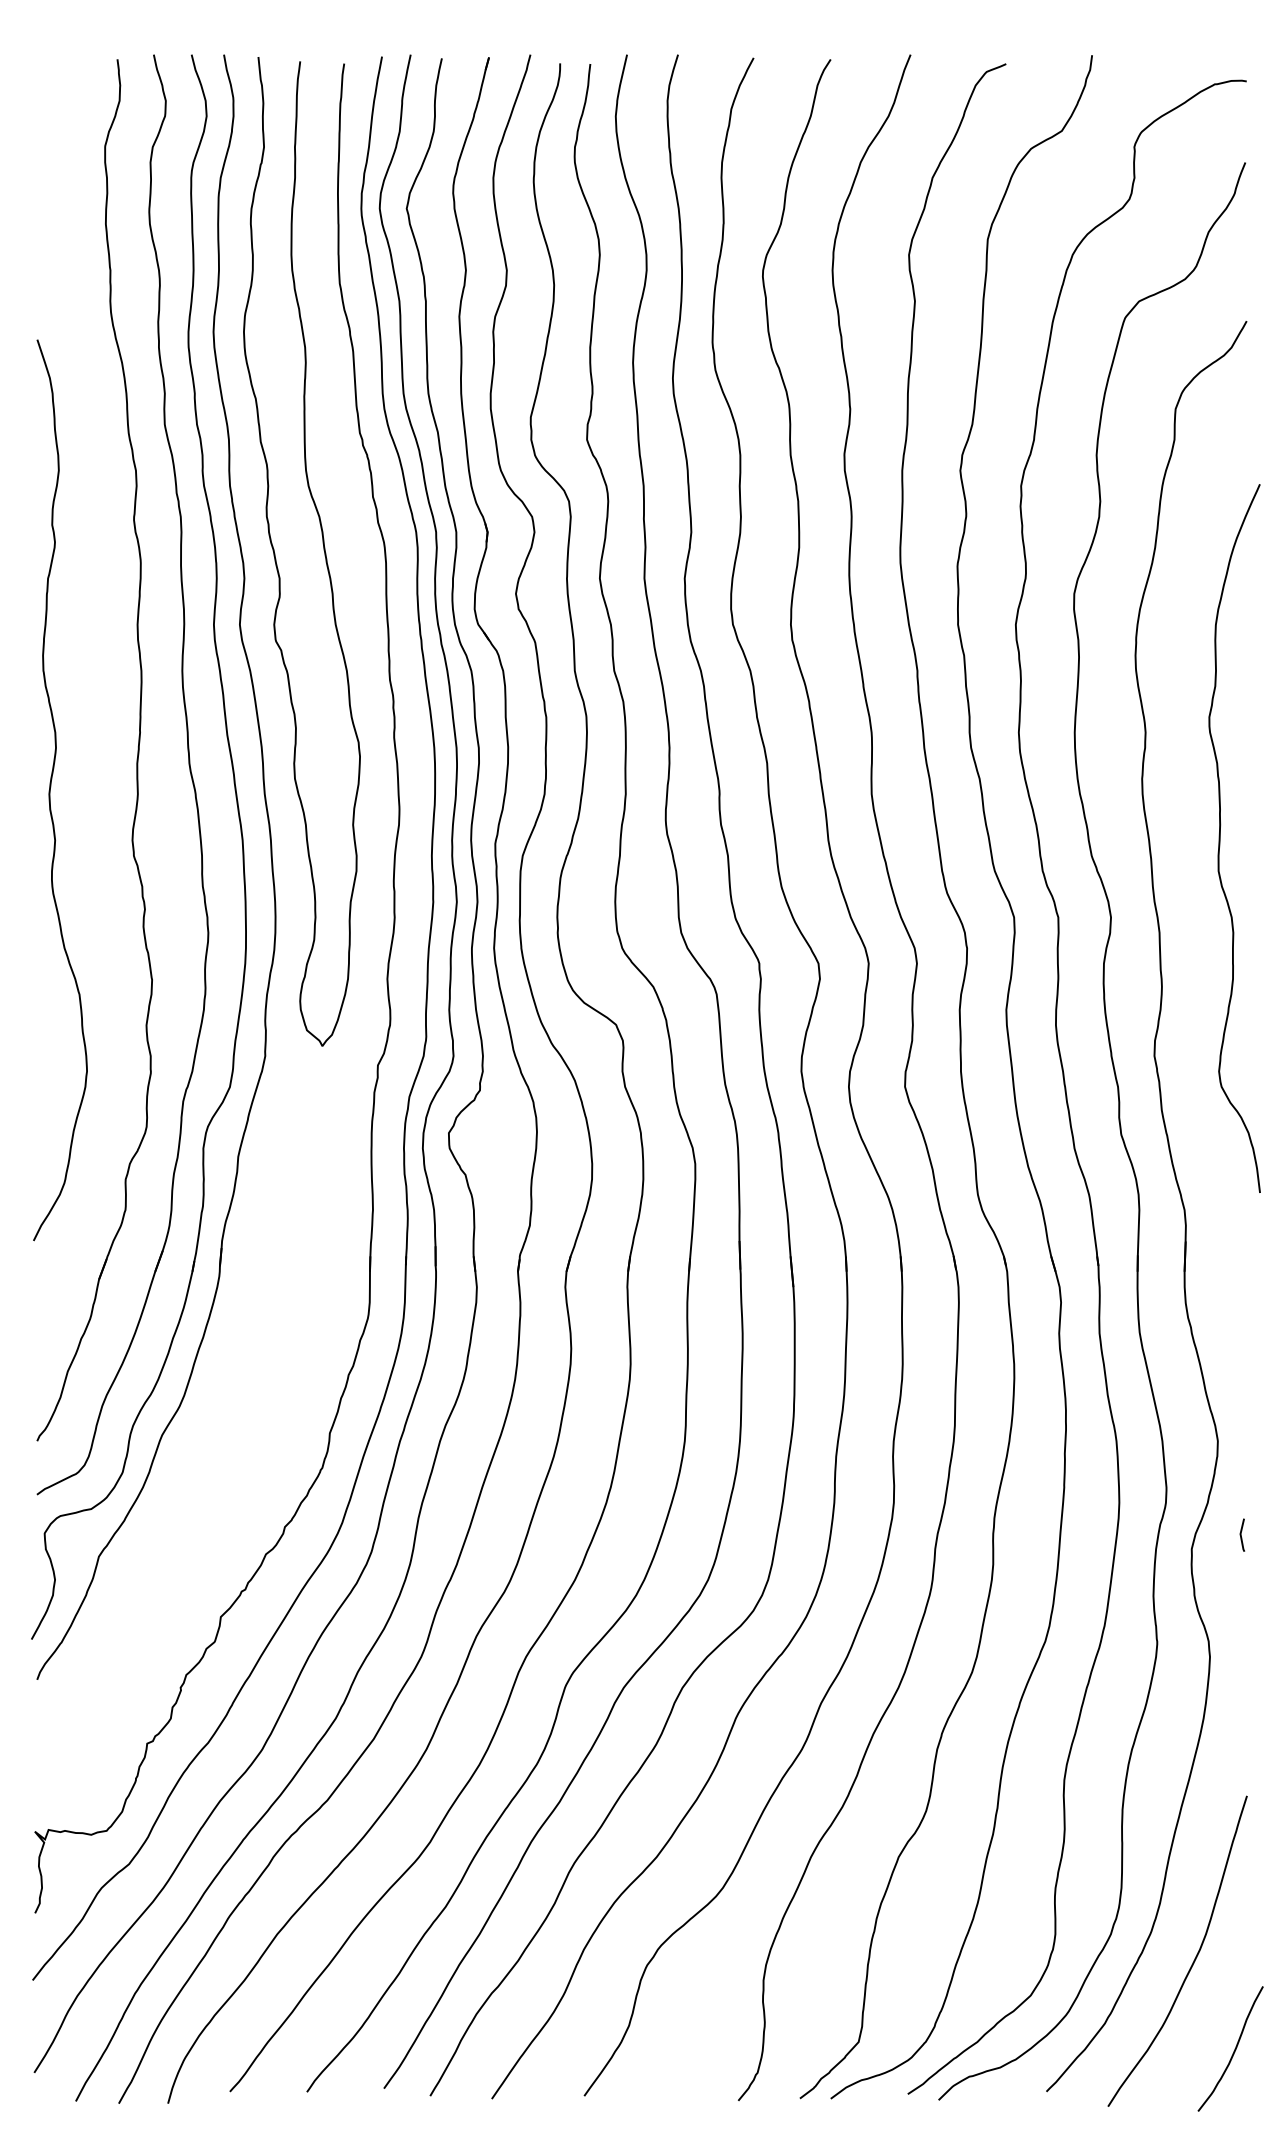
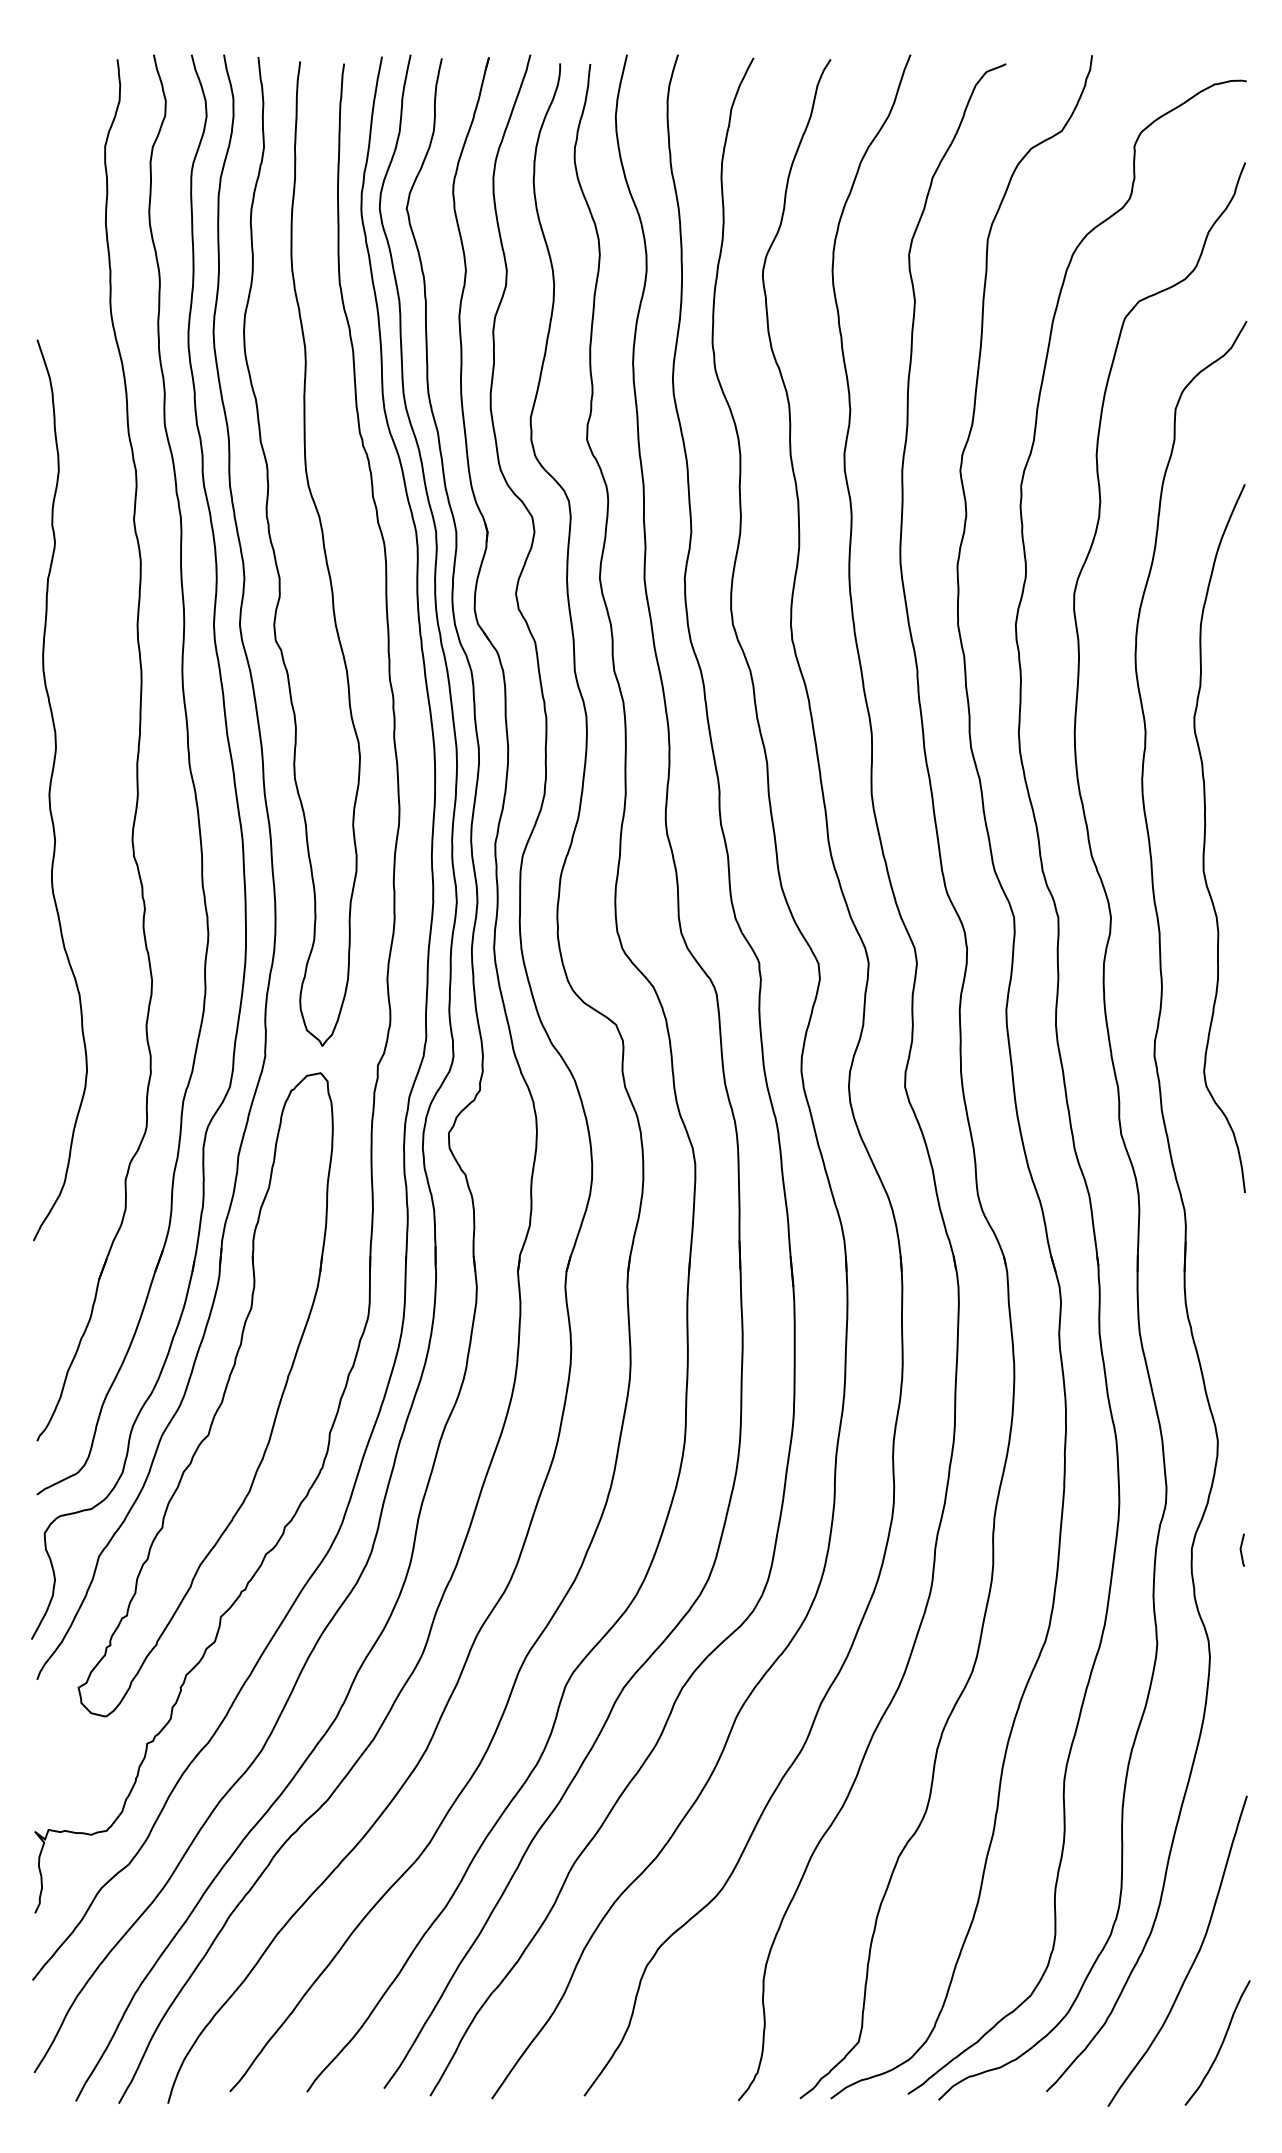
curve position: (1220, 838) -> (1205, 838) (1205, 838)
part: none -> present (221, 1399)
line position: (1241, 1534) -> (1241, 1549) (1241, 1549)
curve position: (1234, 2048) -> (1221, 2042) (1221, 2042)
